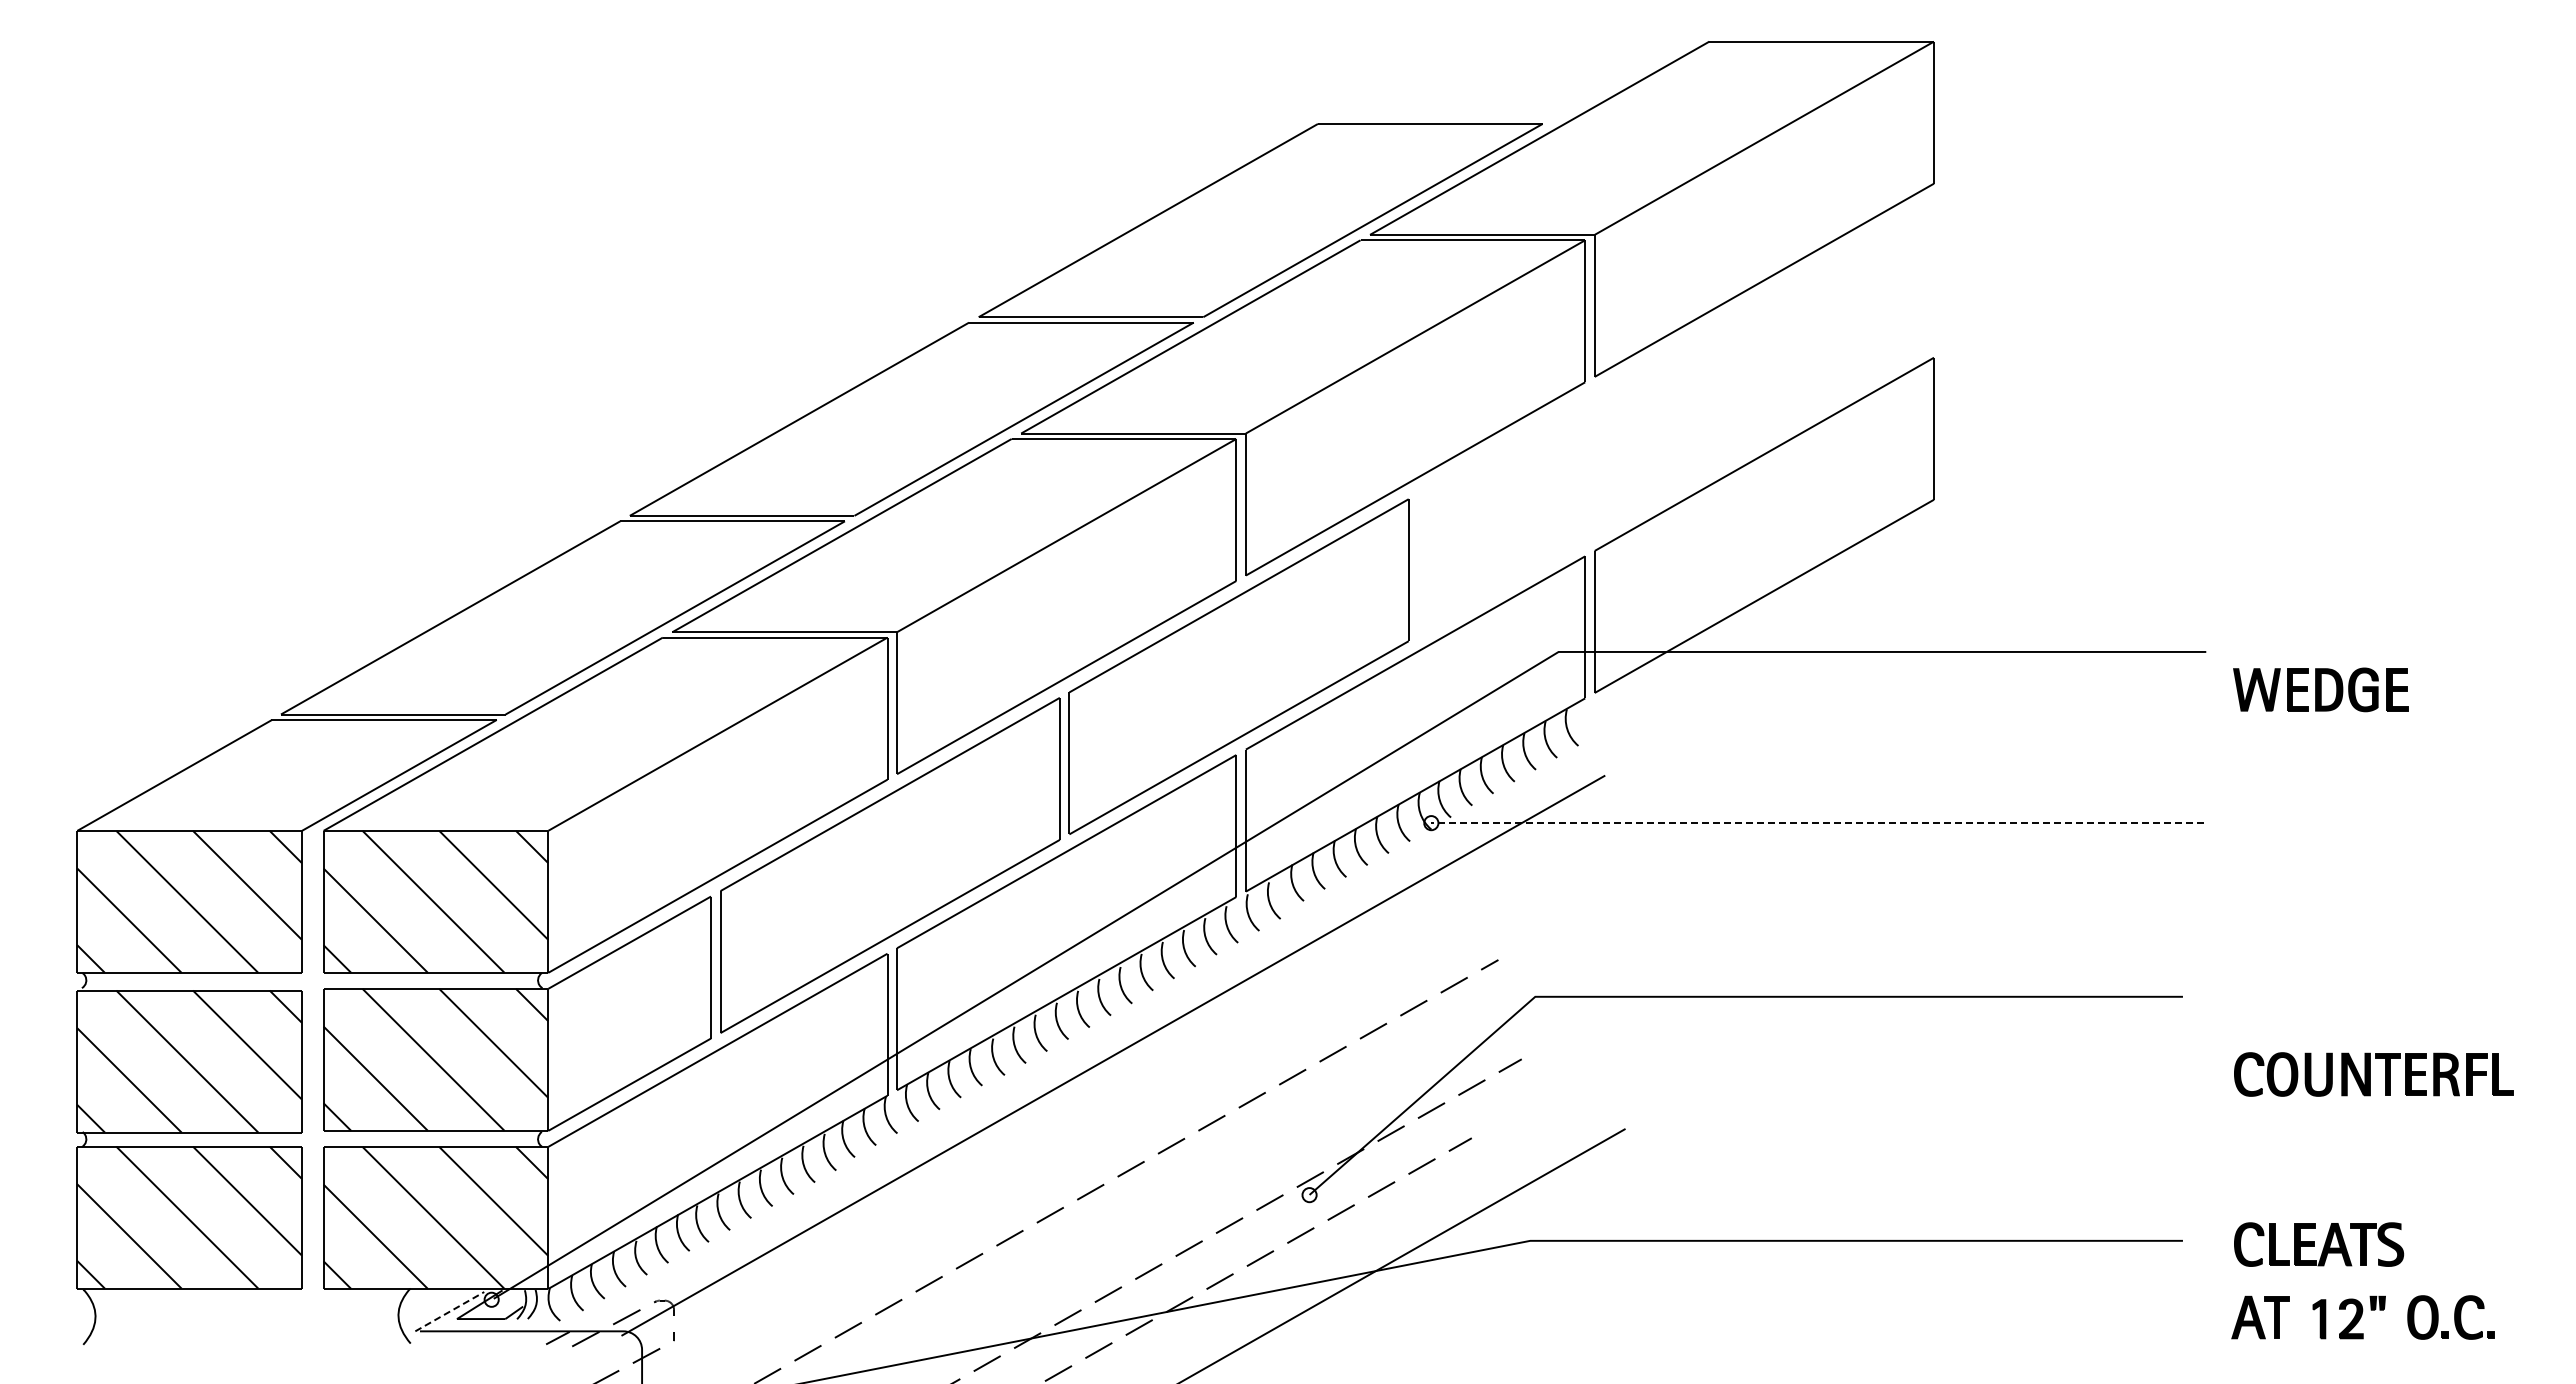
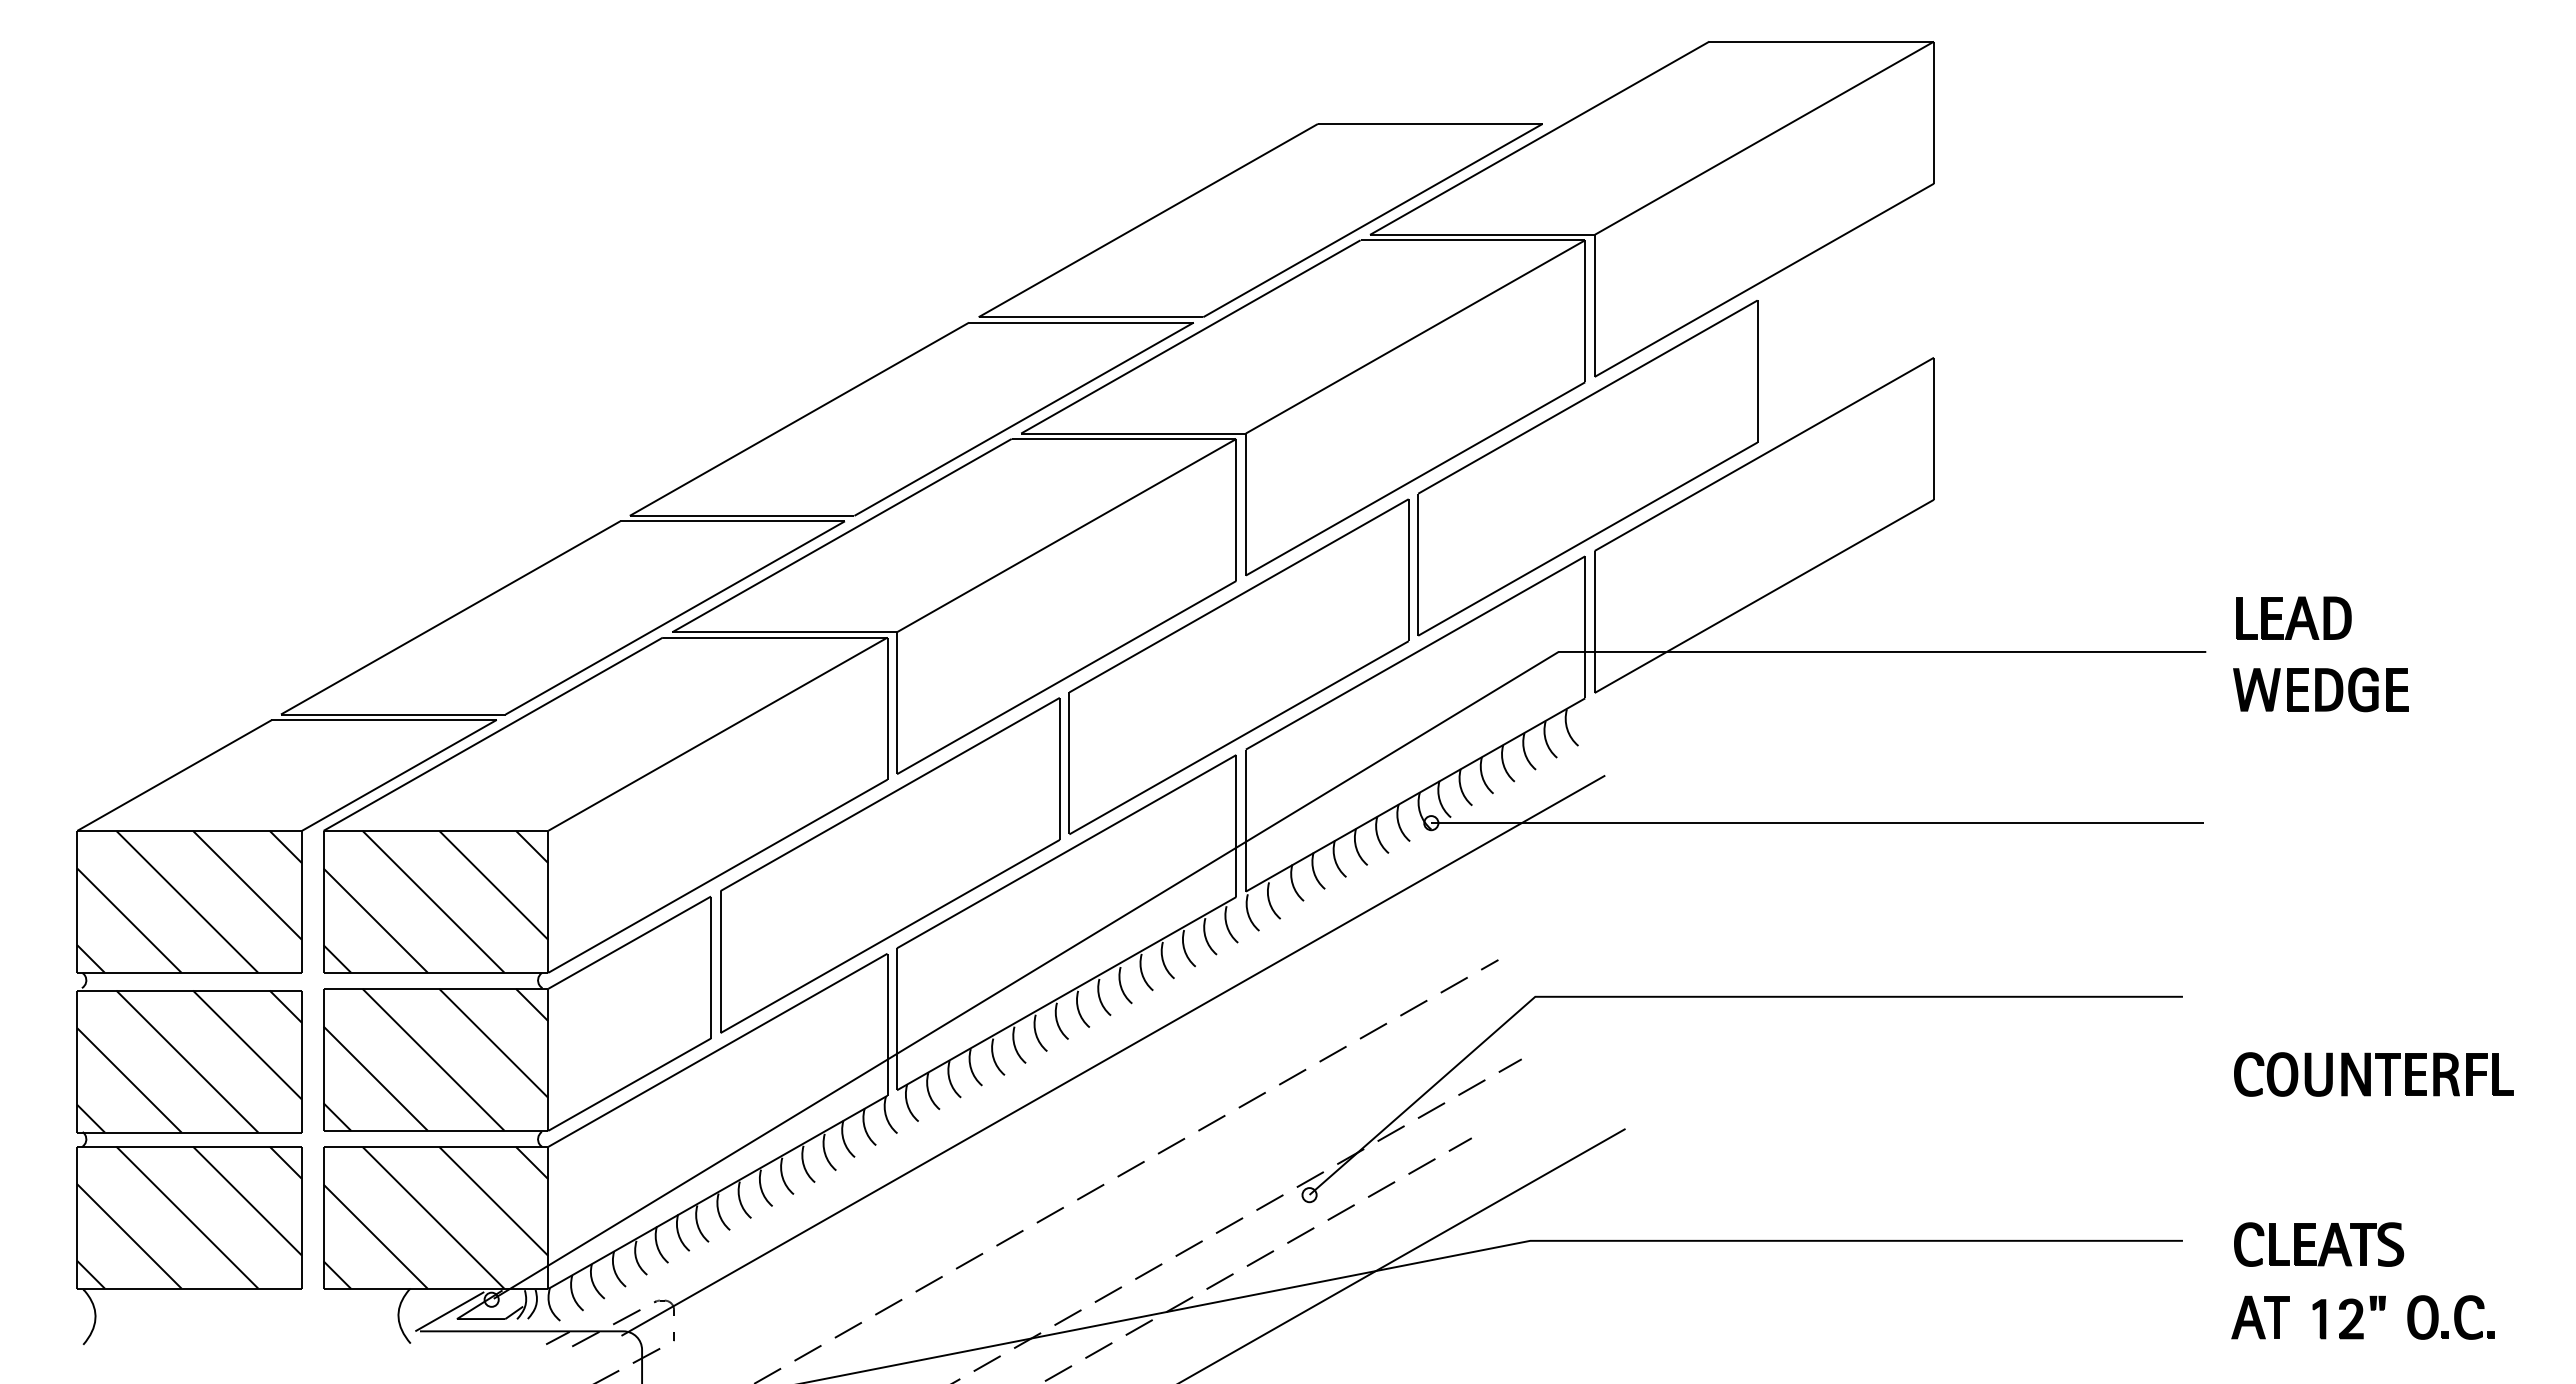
part: none -> present (1587, 468)
part: none -> present (2293, 617)
line: dashed -> solid (1817, 823)
line: dashed -> solid (449, 1311)
